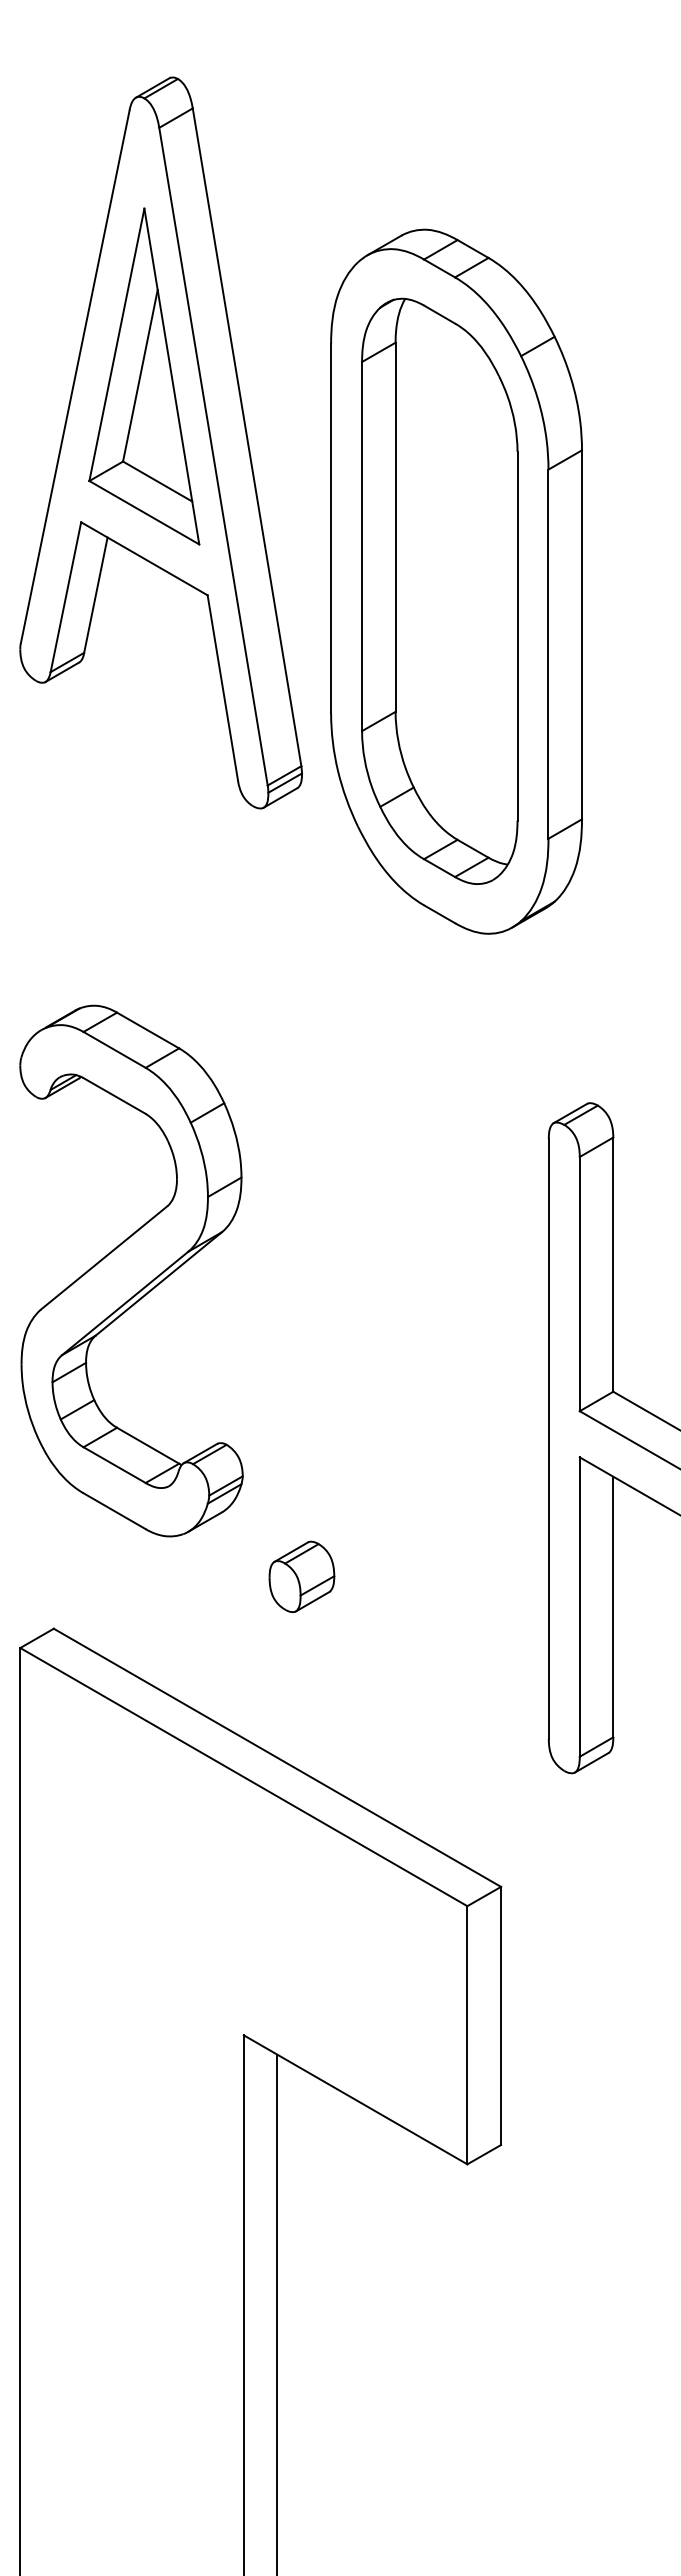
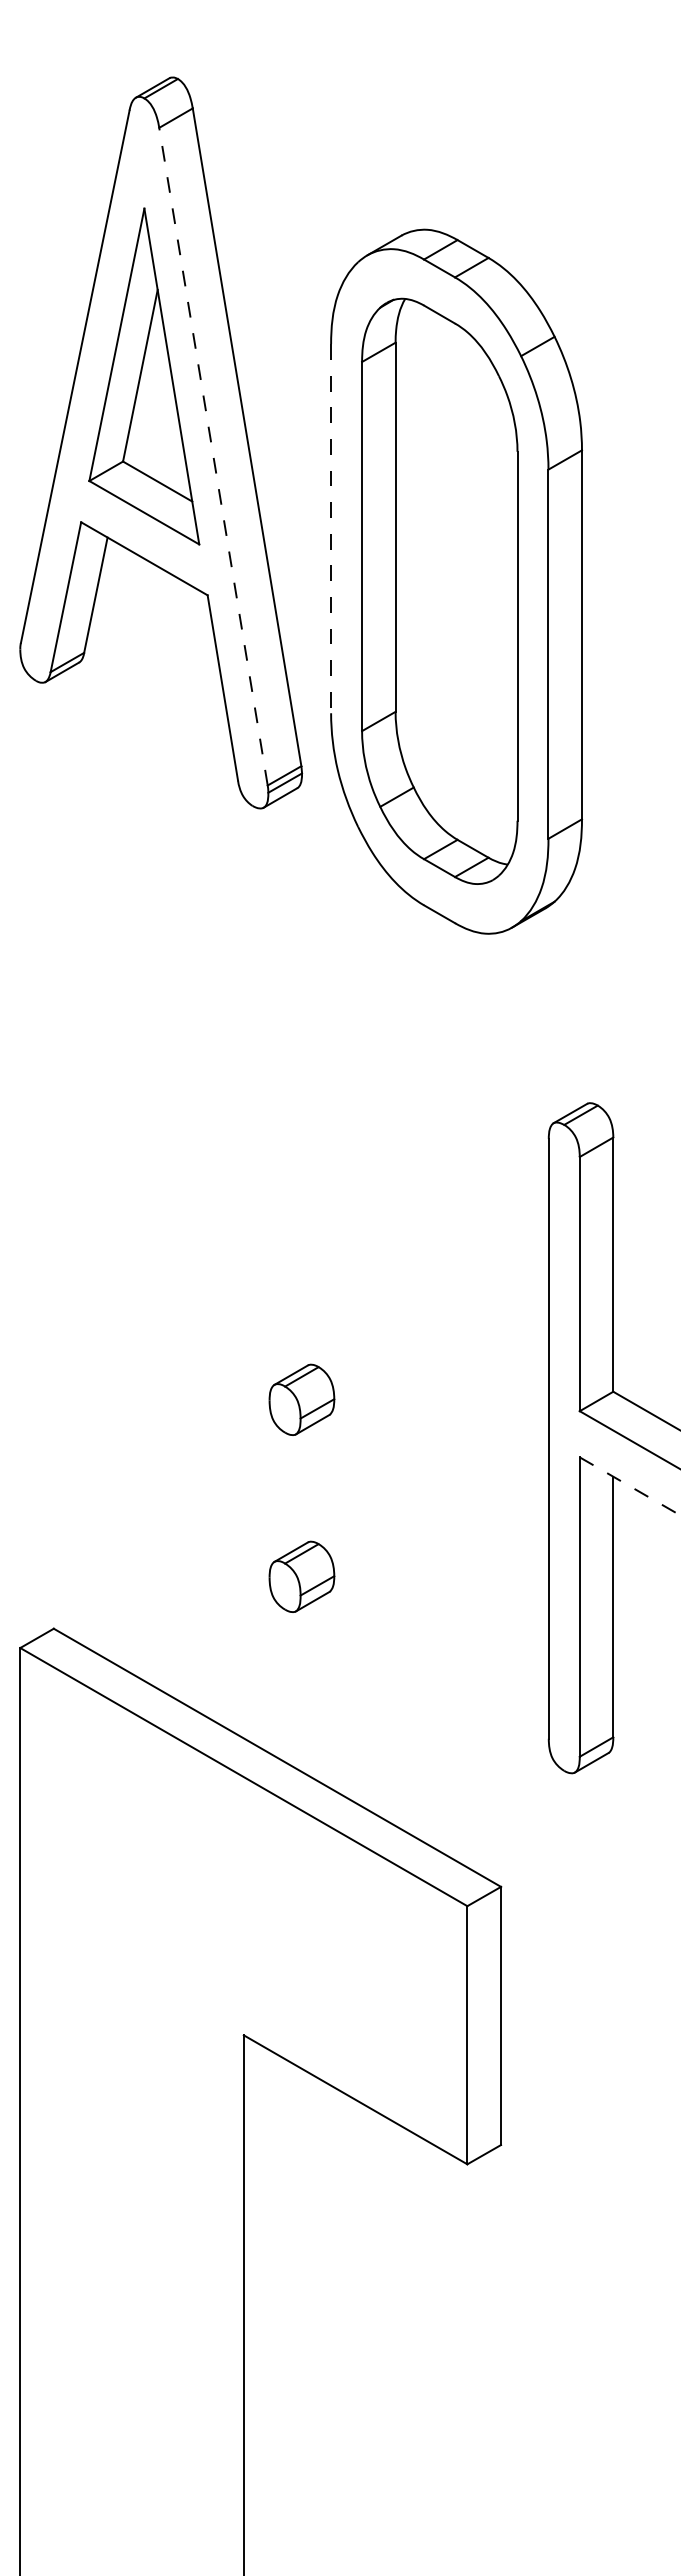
line: solid -> dashed (213, 456)
line: solid -> dashed (331, 528)
part: present -> none (131, 1270)
part: none -> present (301, 1399)
line: solid -> dashed (630, 1486)
line: present -> none (277, 2313)
